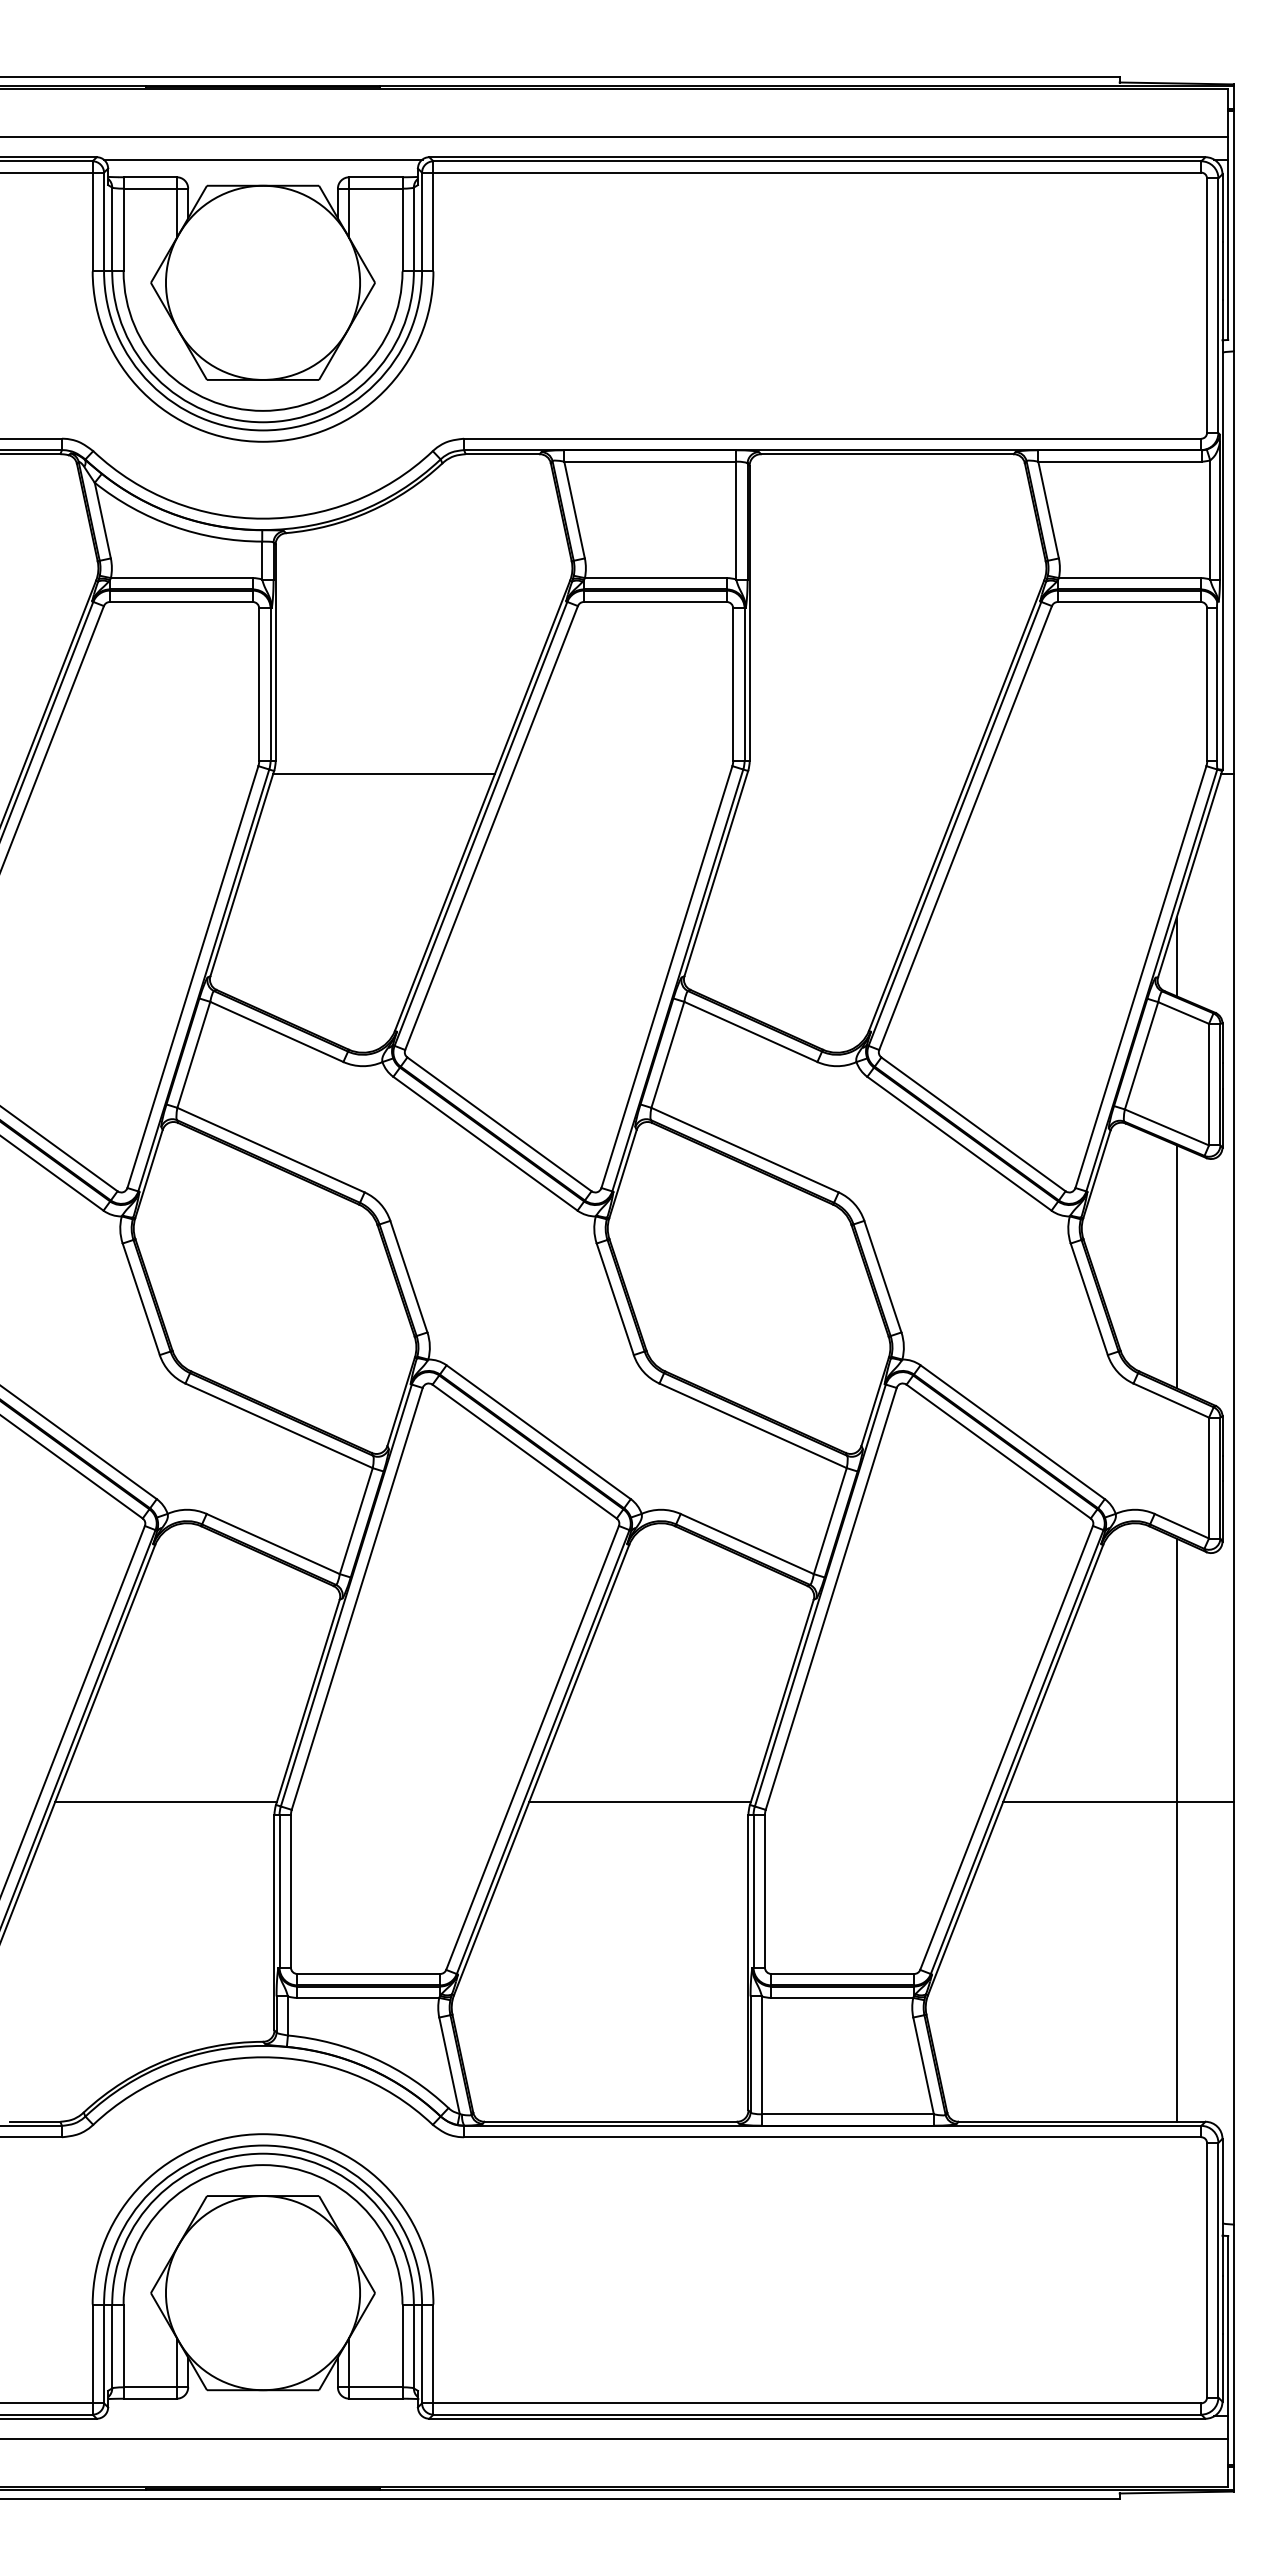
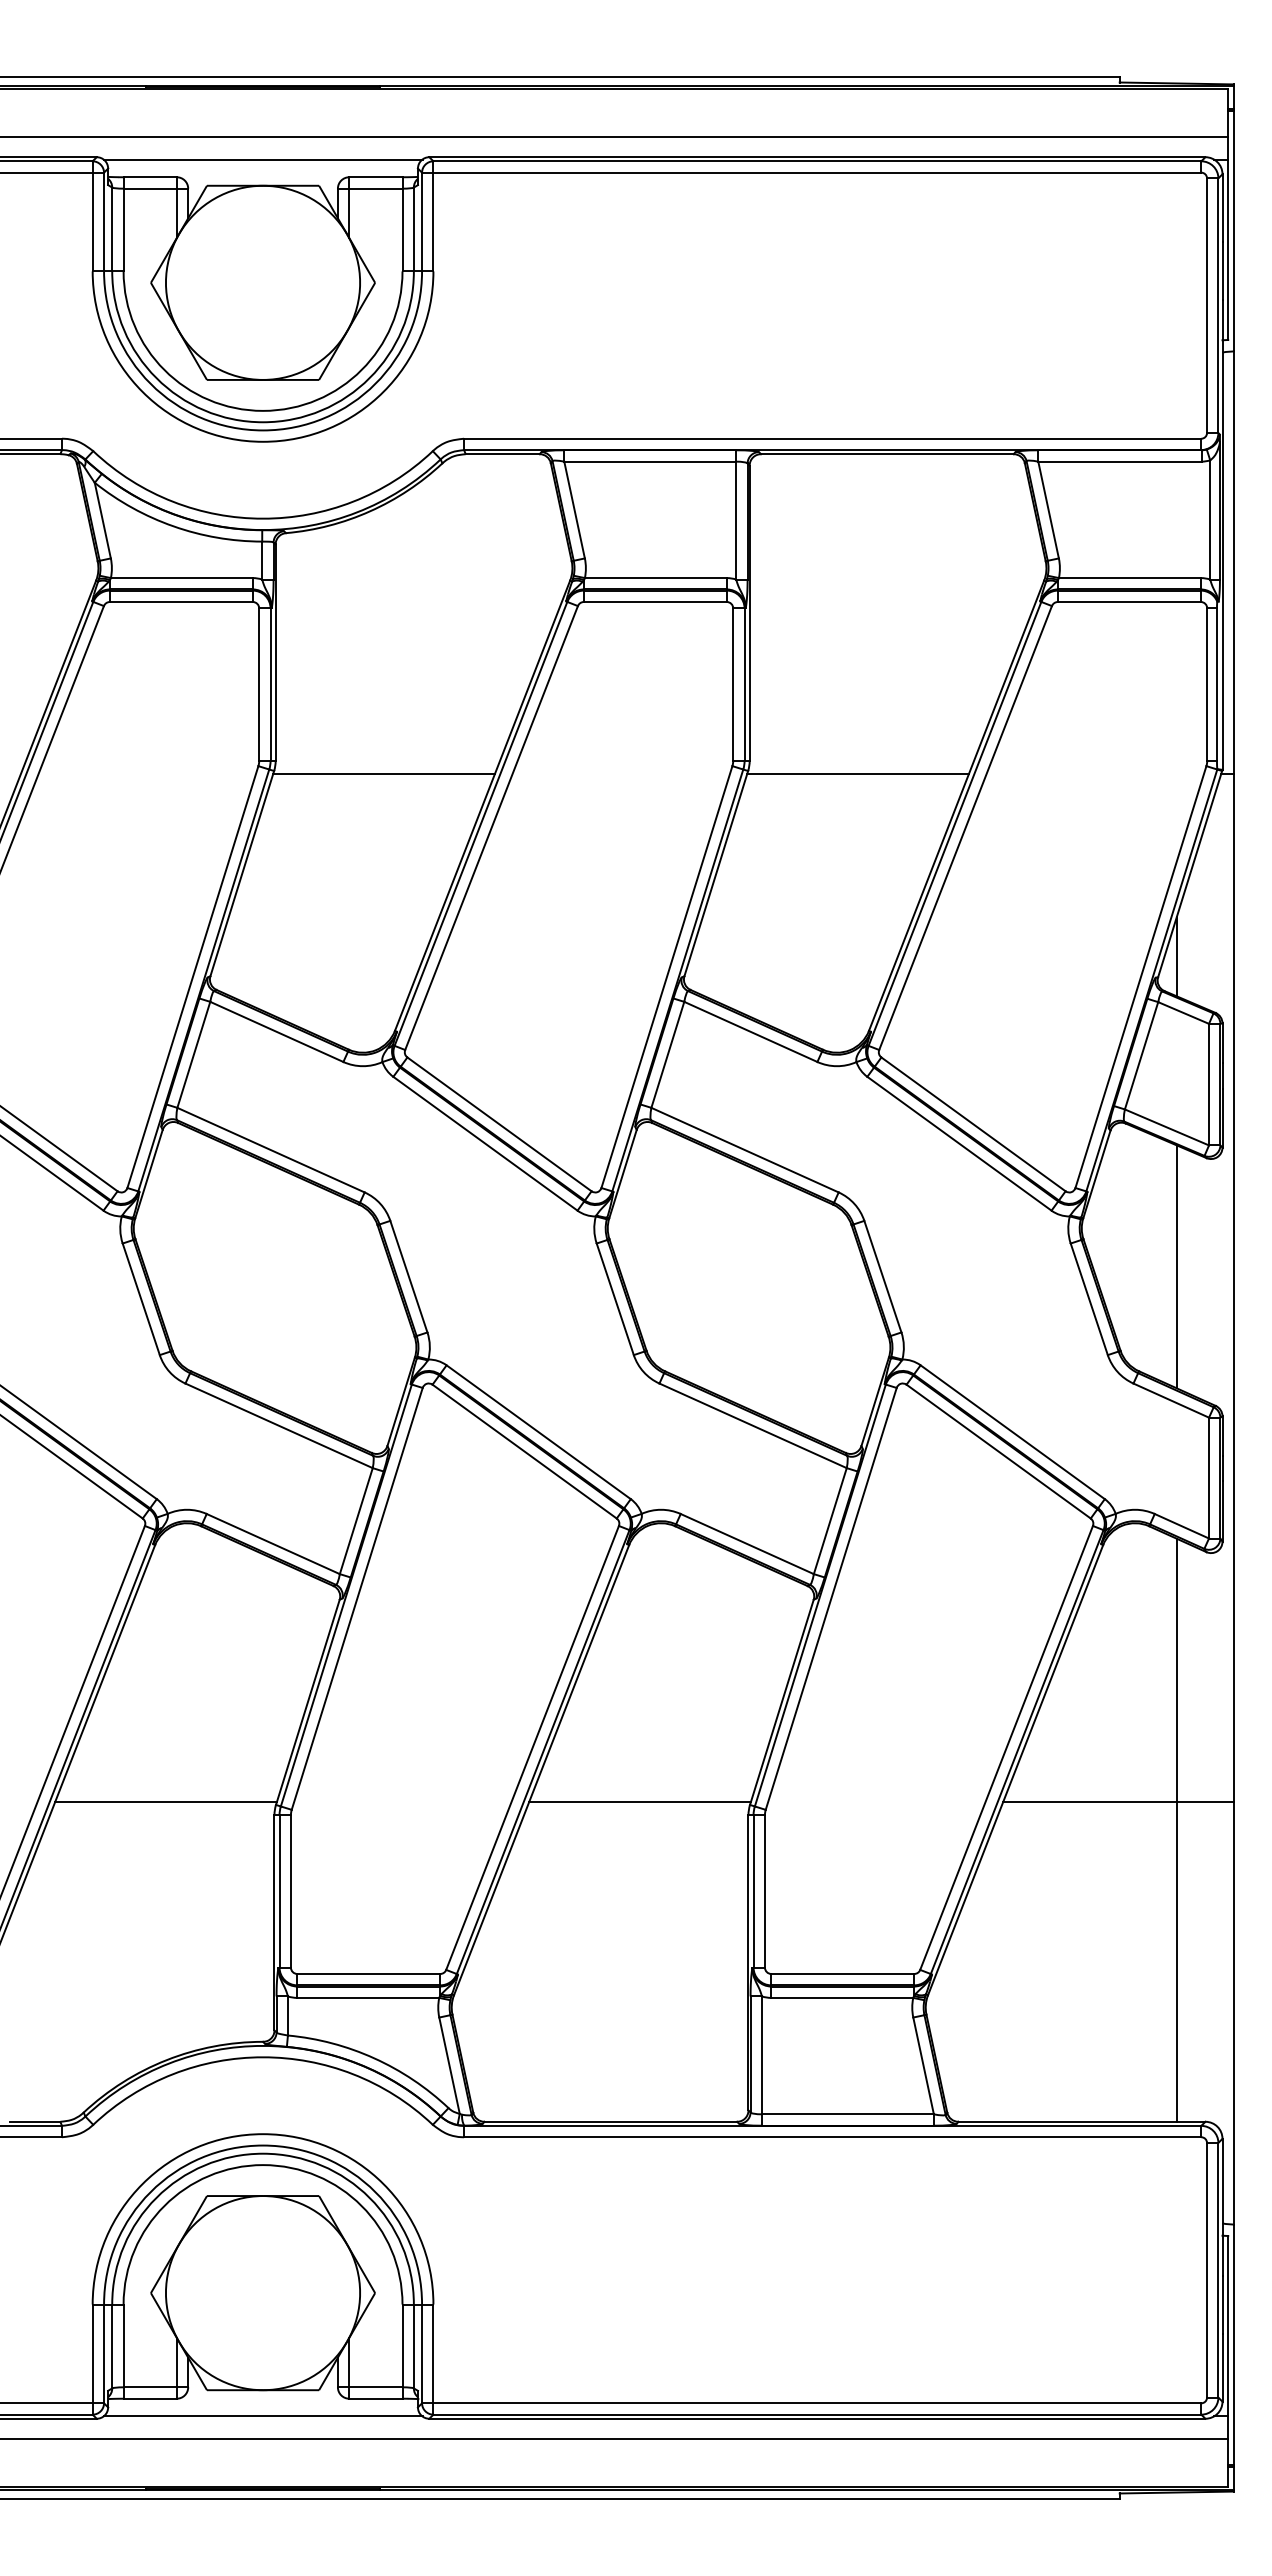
line: none -> present (857, 774)
line: none -> present (262, 2416)
